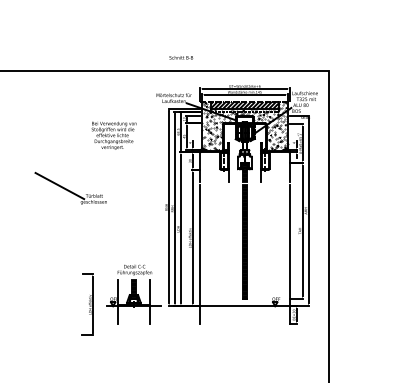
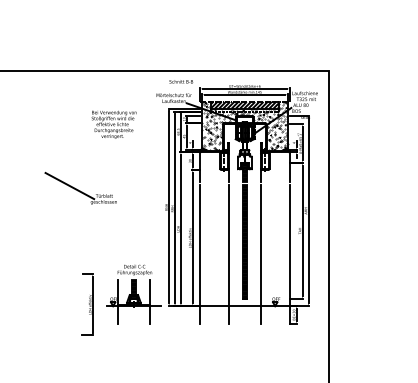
text position: (181, 57) -> (181, 81) (181, 81)
text position: (113, 135) -> (113, 124) (113, 124)
part position: (70, 187) -> (80, 187) (80, 187)
line: none -> present (228, 253)
line: none -> present (260, 253)
